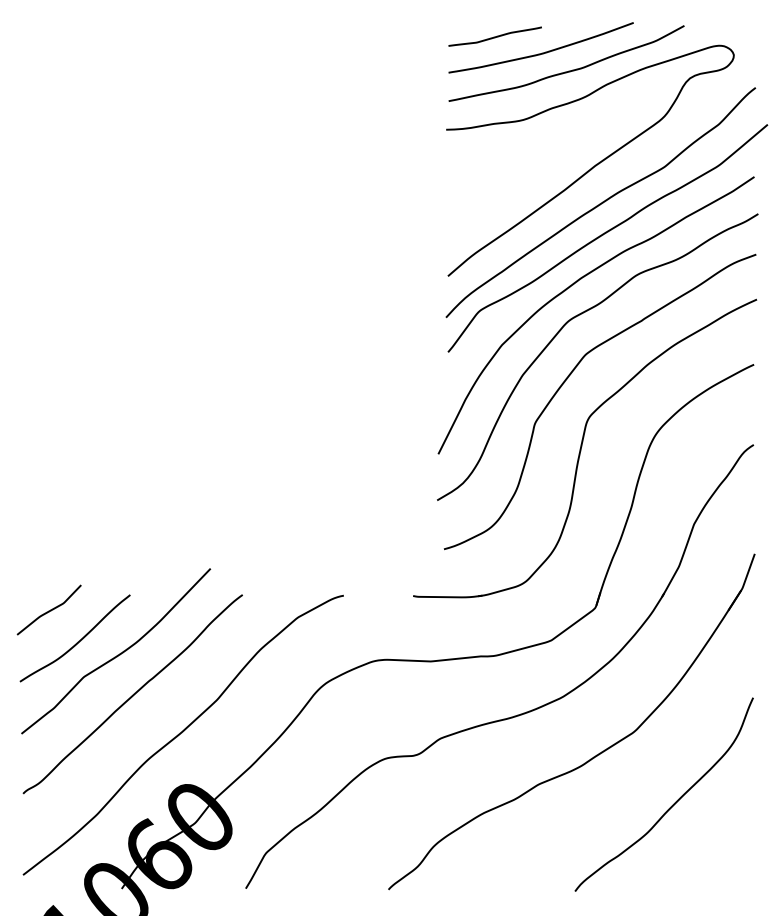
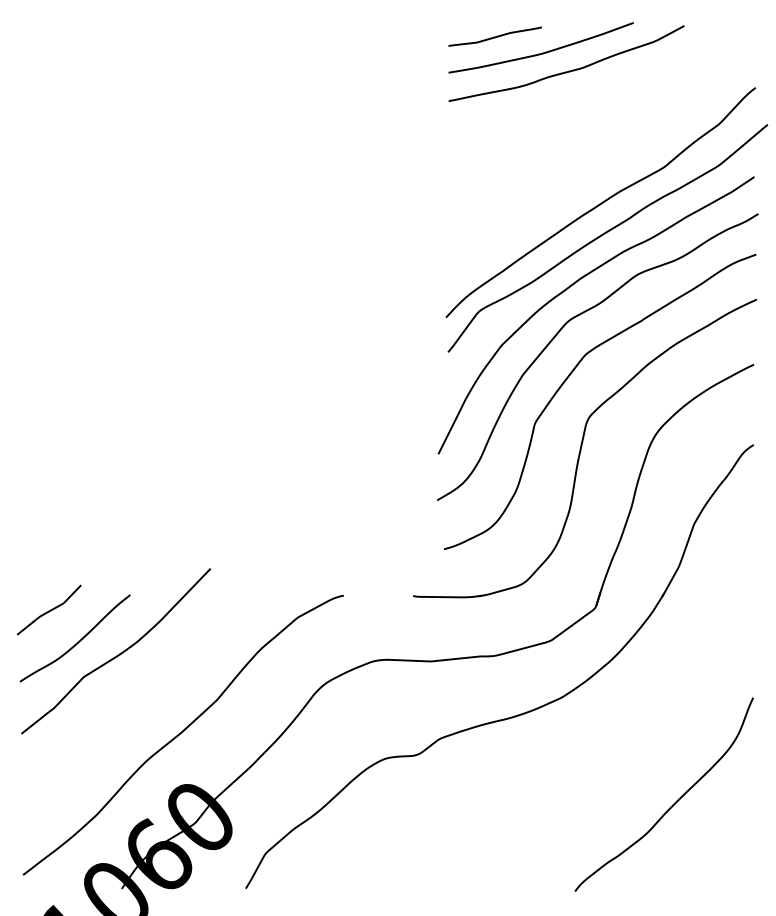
curve: present -> none (592, 166)
curve: present -> none (132, 694)
part: present -> none (593, 756)
